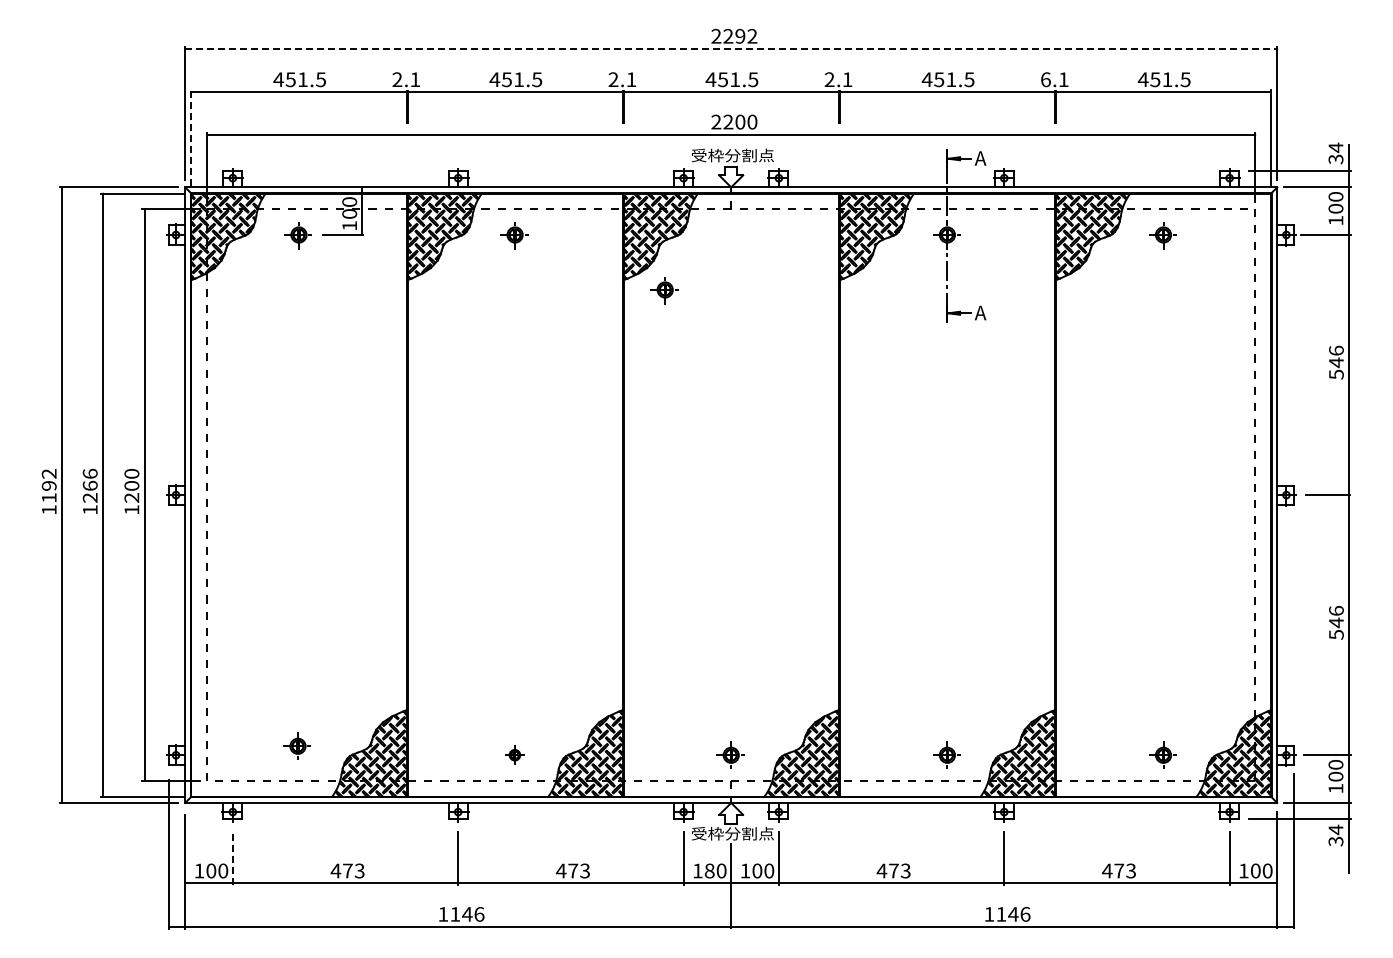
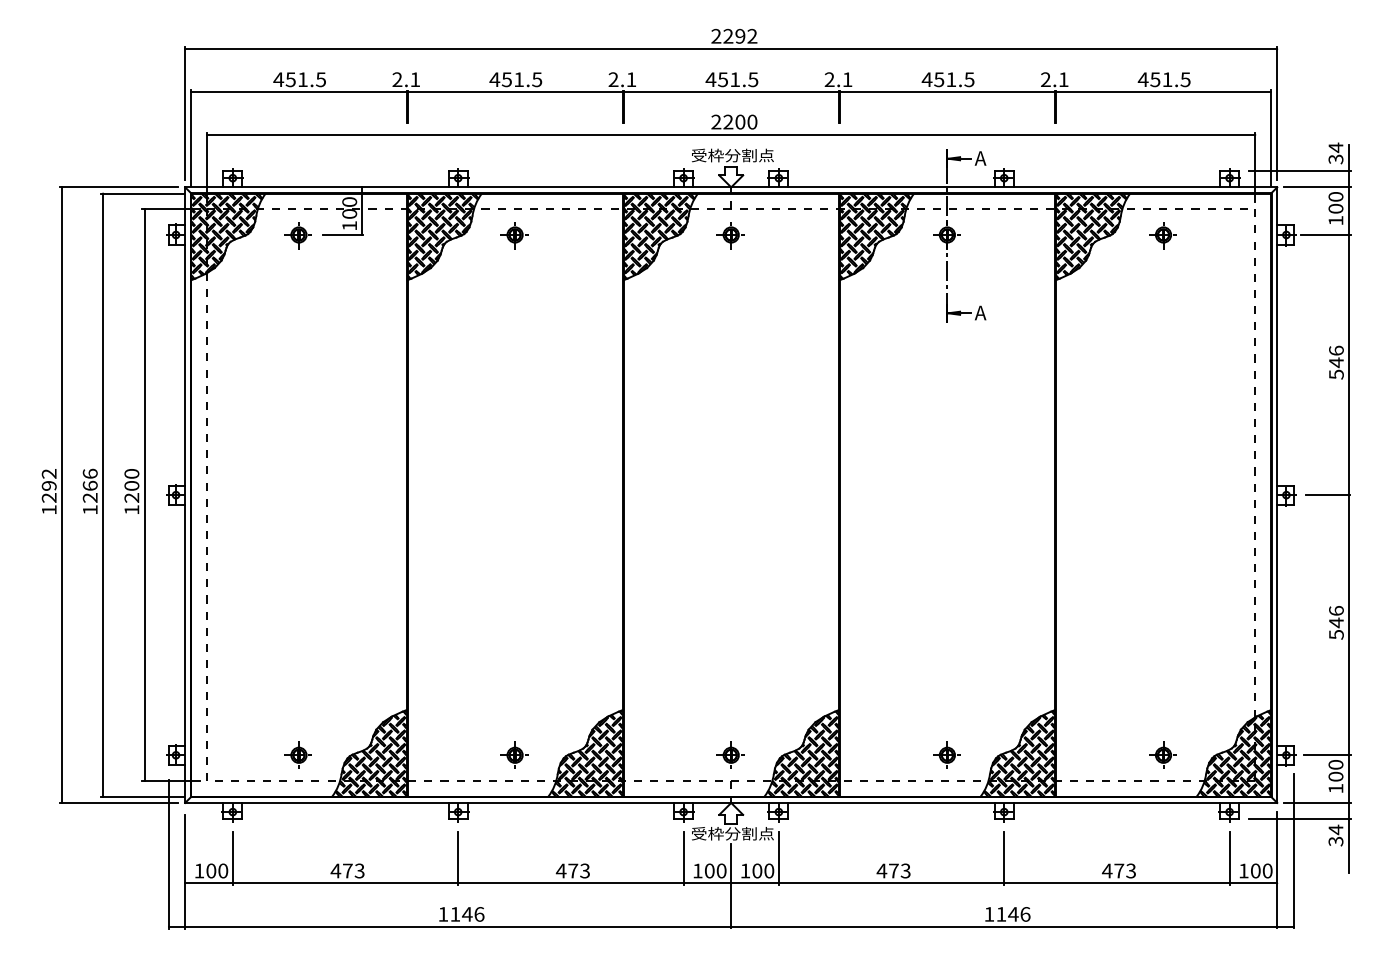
line: dashed -> solid (731, 49)
text: 6.1 -> 2.1 (1045, 79)
line: dashed -> solid (191, 137)
part position: (664, 290) -> (730, 235) (730, 235)
text: 1192 -> 1292 (48, 497)
part position: (296, 745) -> (297, 754) (297, 754)
part size: 20x20 px -> 29x28 px (514, 754)
line: dashed -> solid (232, 857)
text: 180 -> 100 (709, 871)
